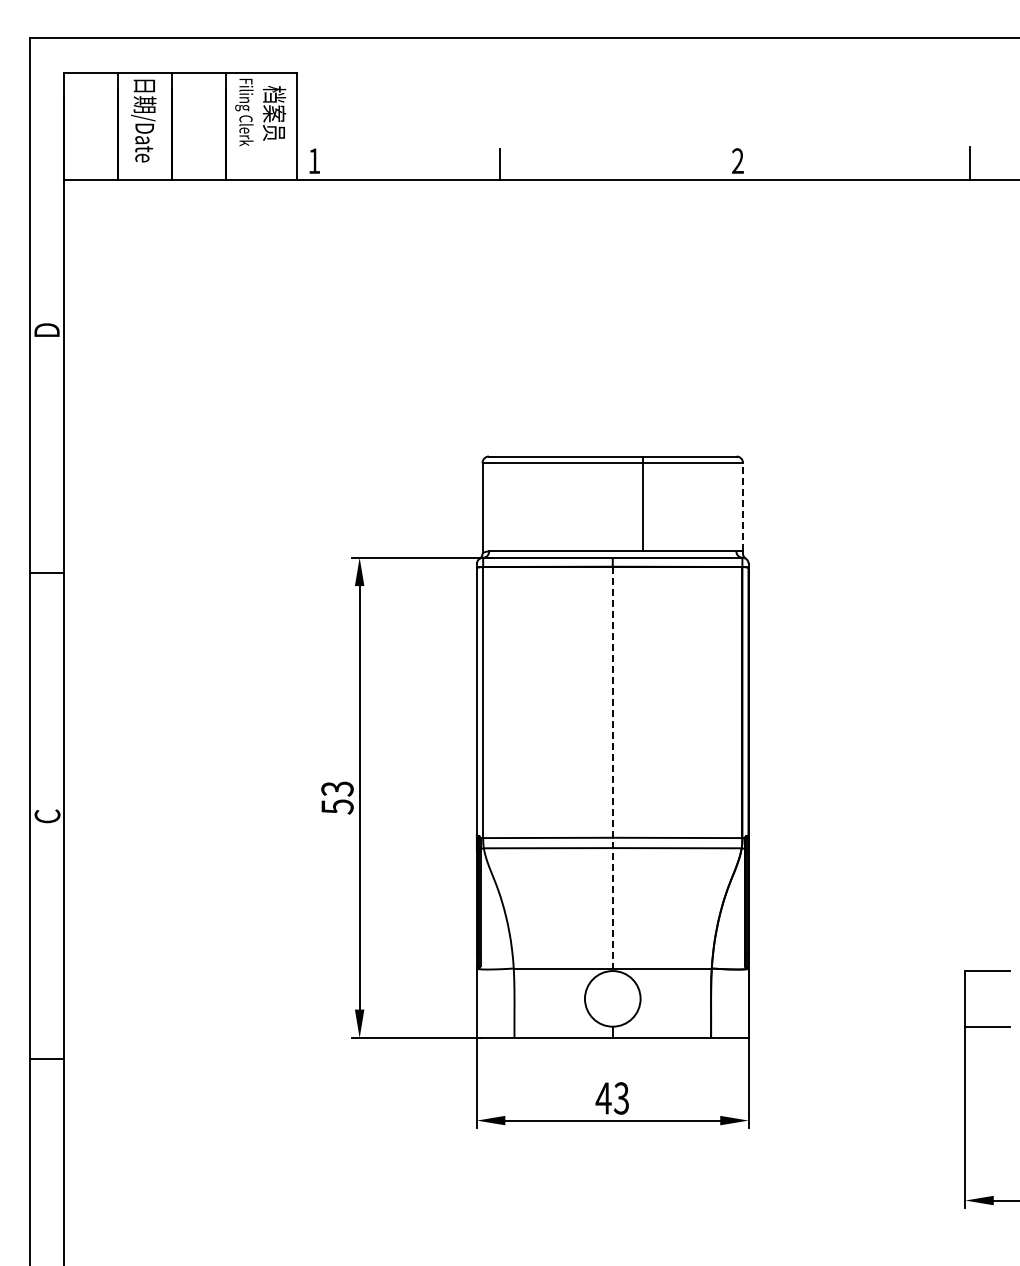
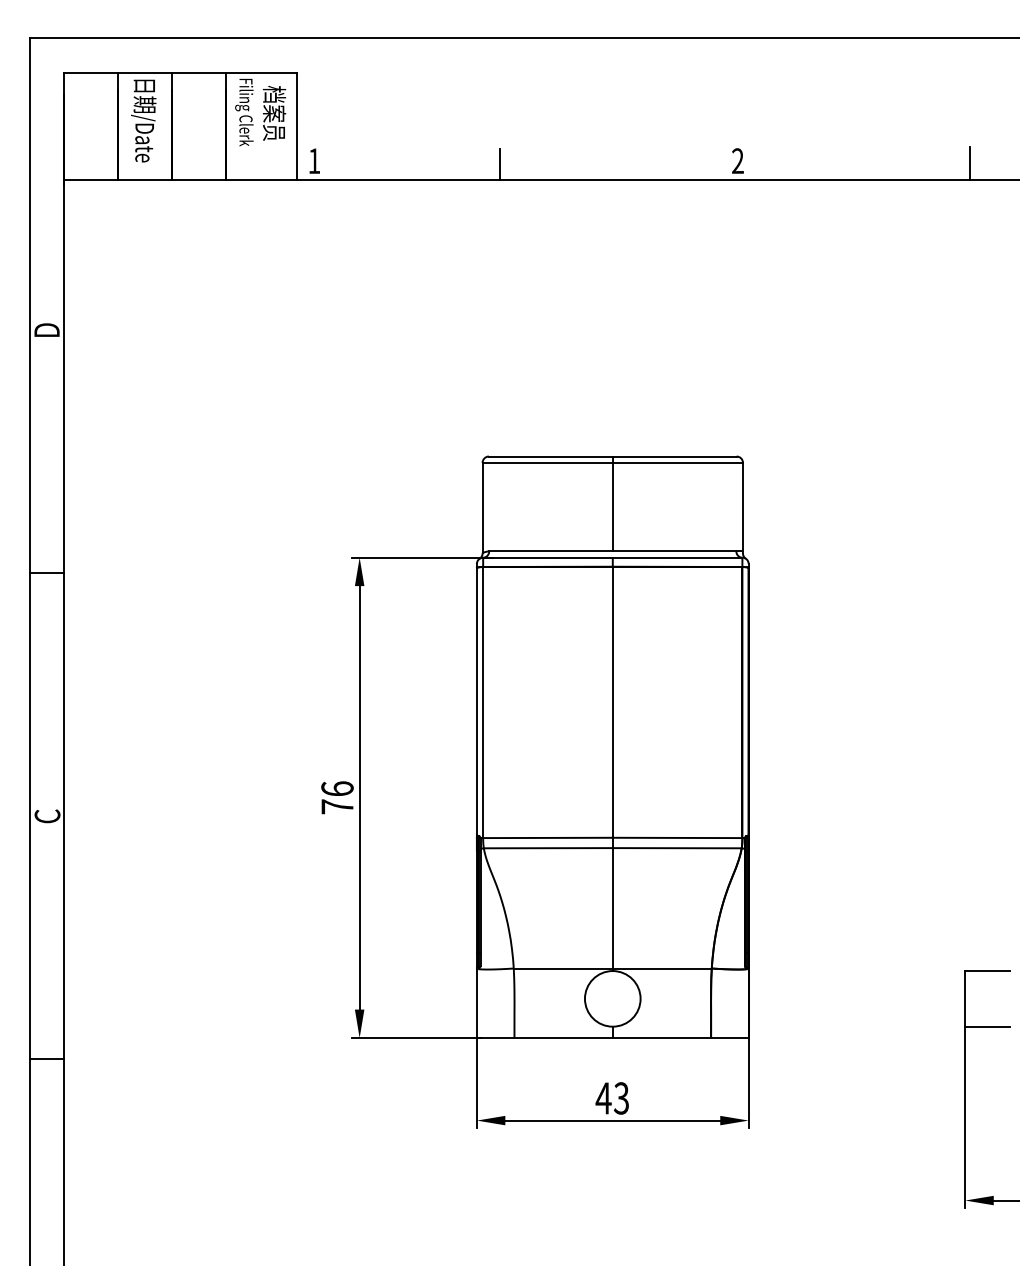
line position: (642, 503) -> (612, 503) (612, 503)
line: dashed -> solid (743, 506)
line: dashed -> solid (612, 769)
text: 53 -> 76 (337, 797)
